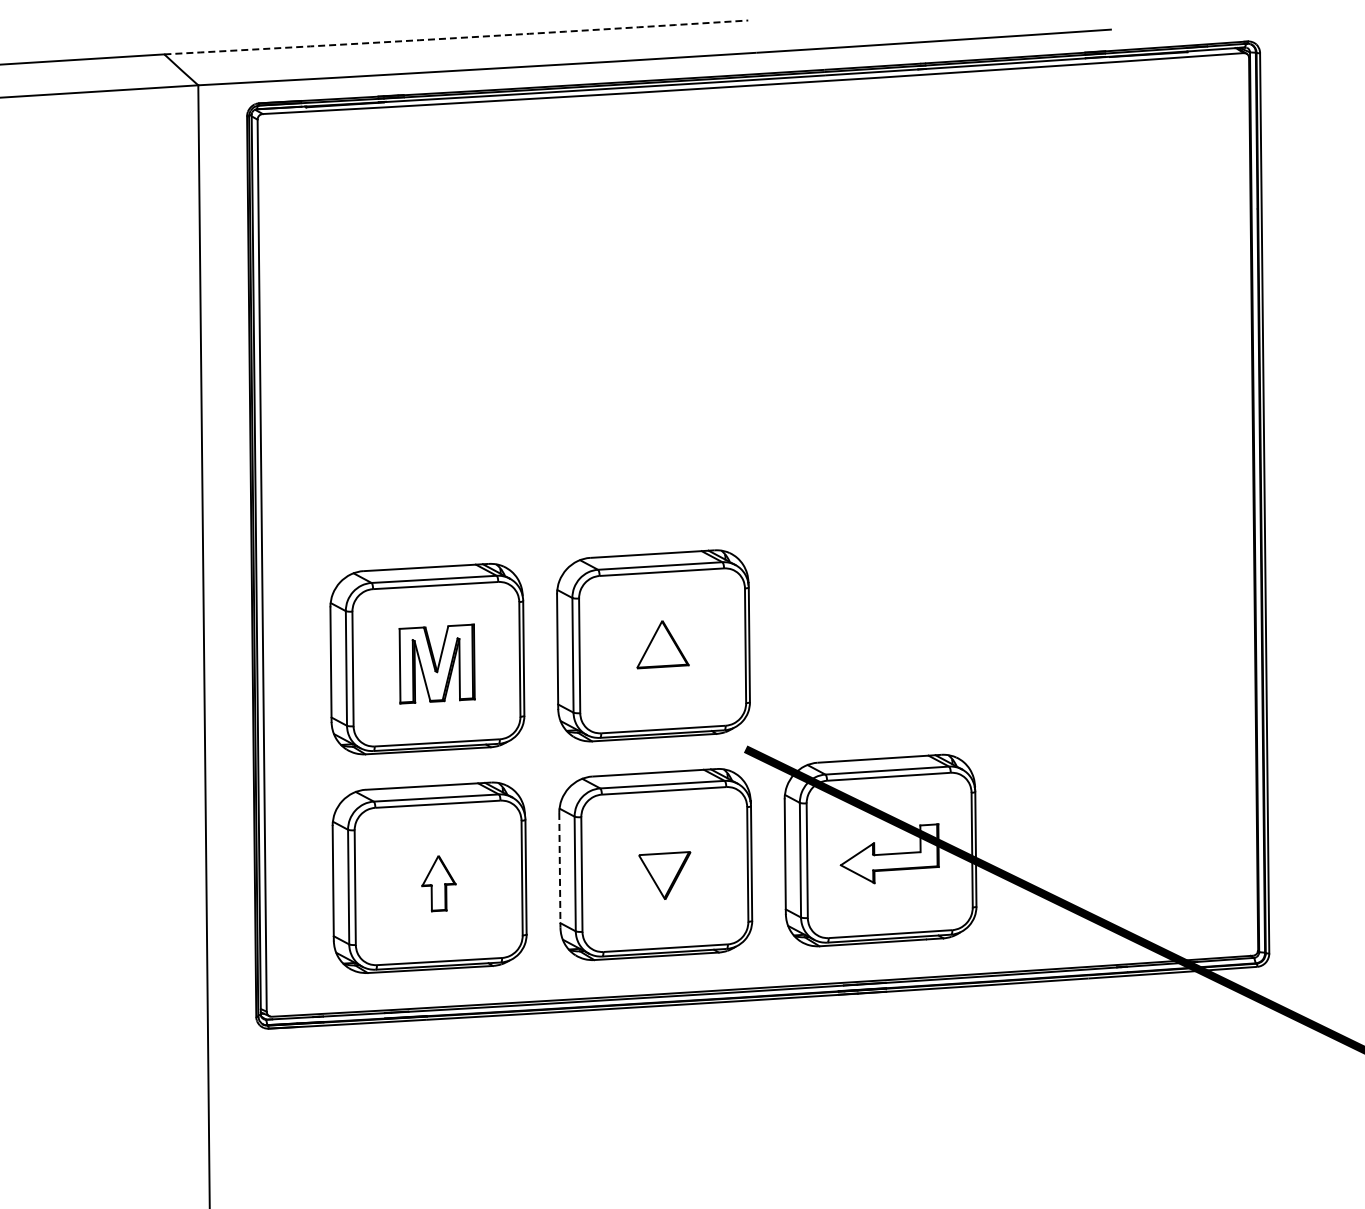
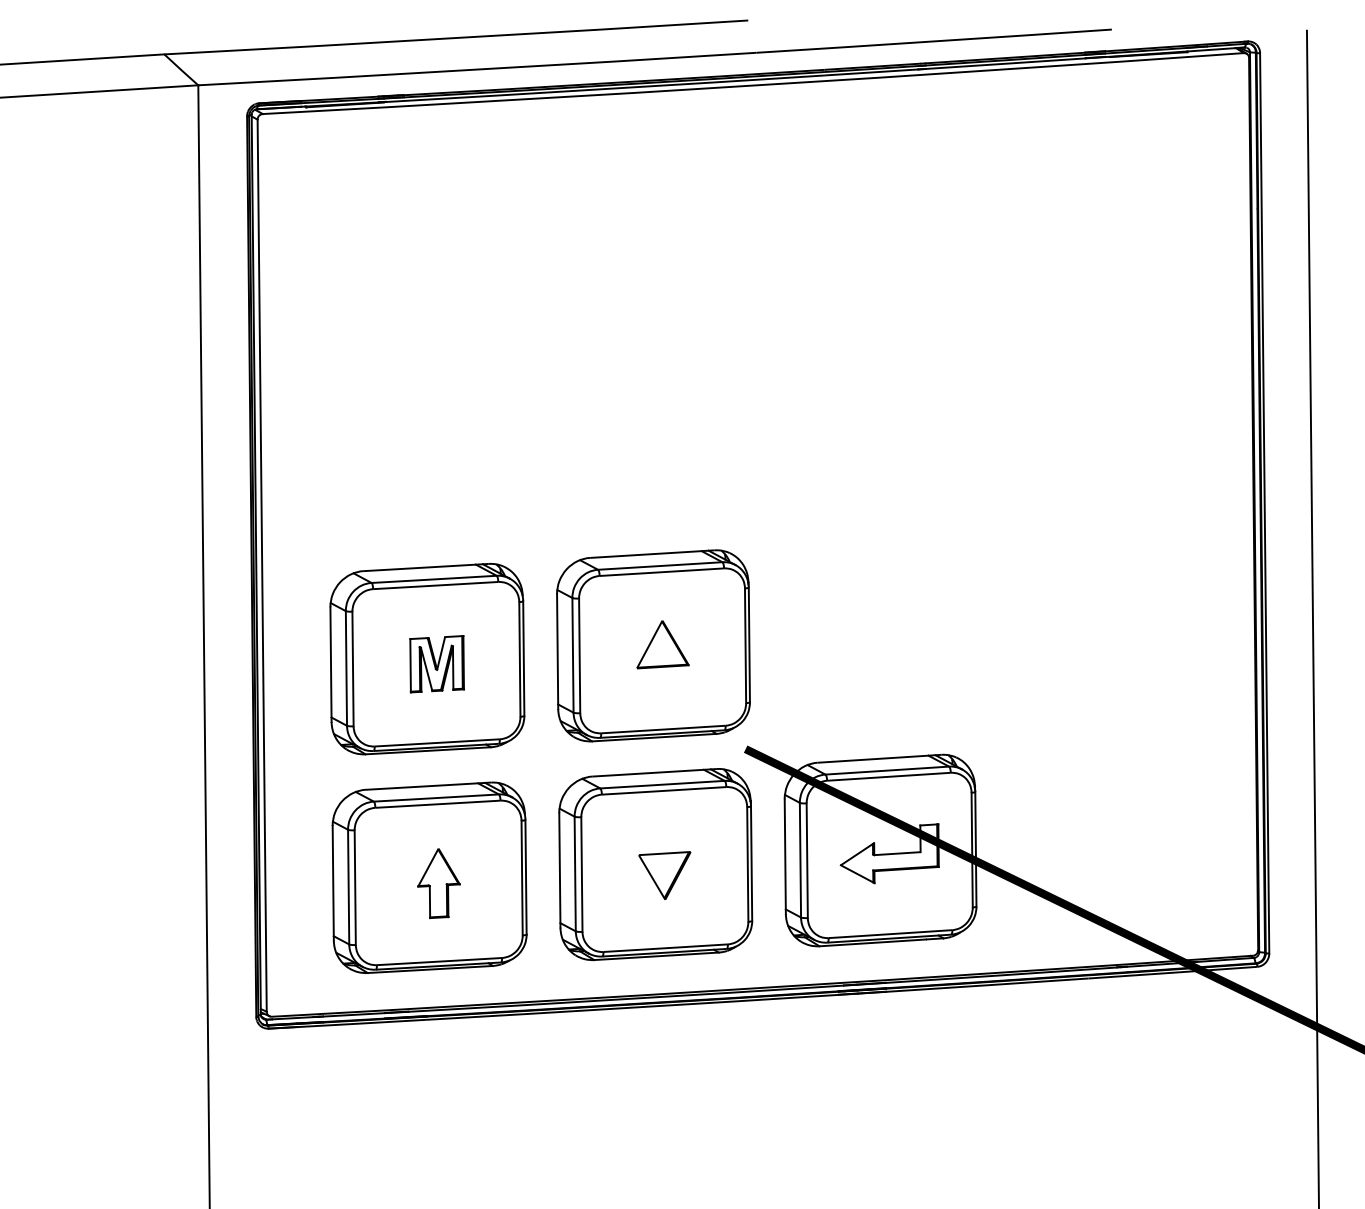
arc: dashed -> solid (456, 38)
line: none -> present (1312, 617)
part size: 78x82 px -> 56x59 px (436, 664)
line: dashed -> solid (559, 870)
part size: 36x58 px -> 44x72 px (438, 883)
